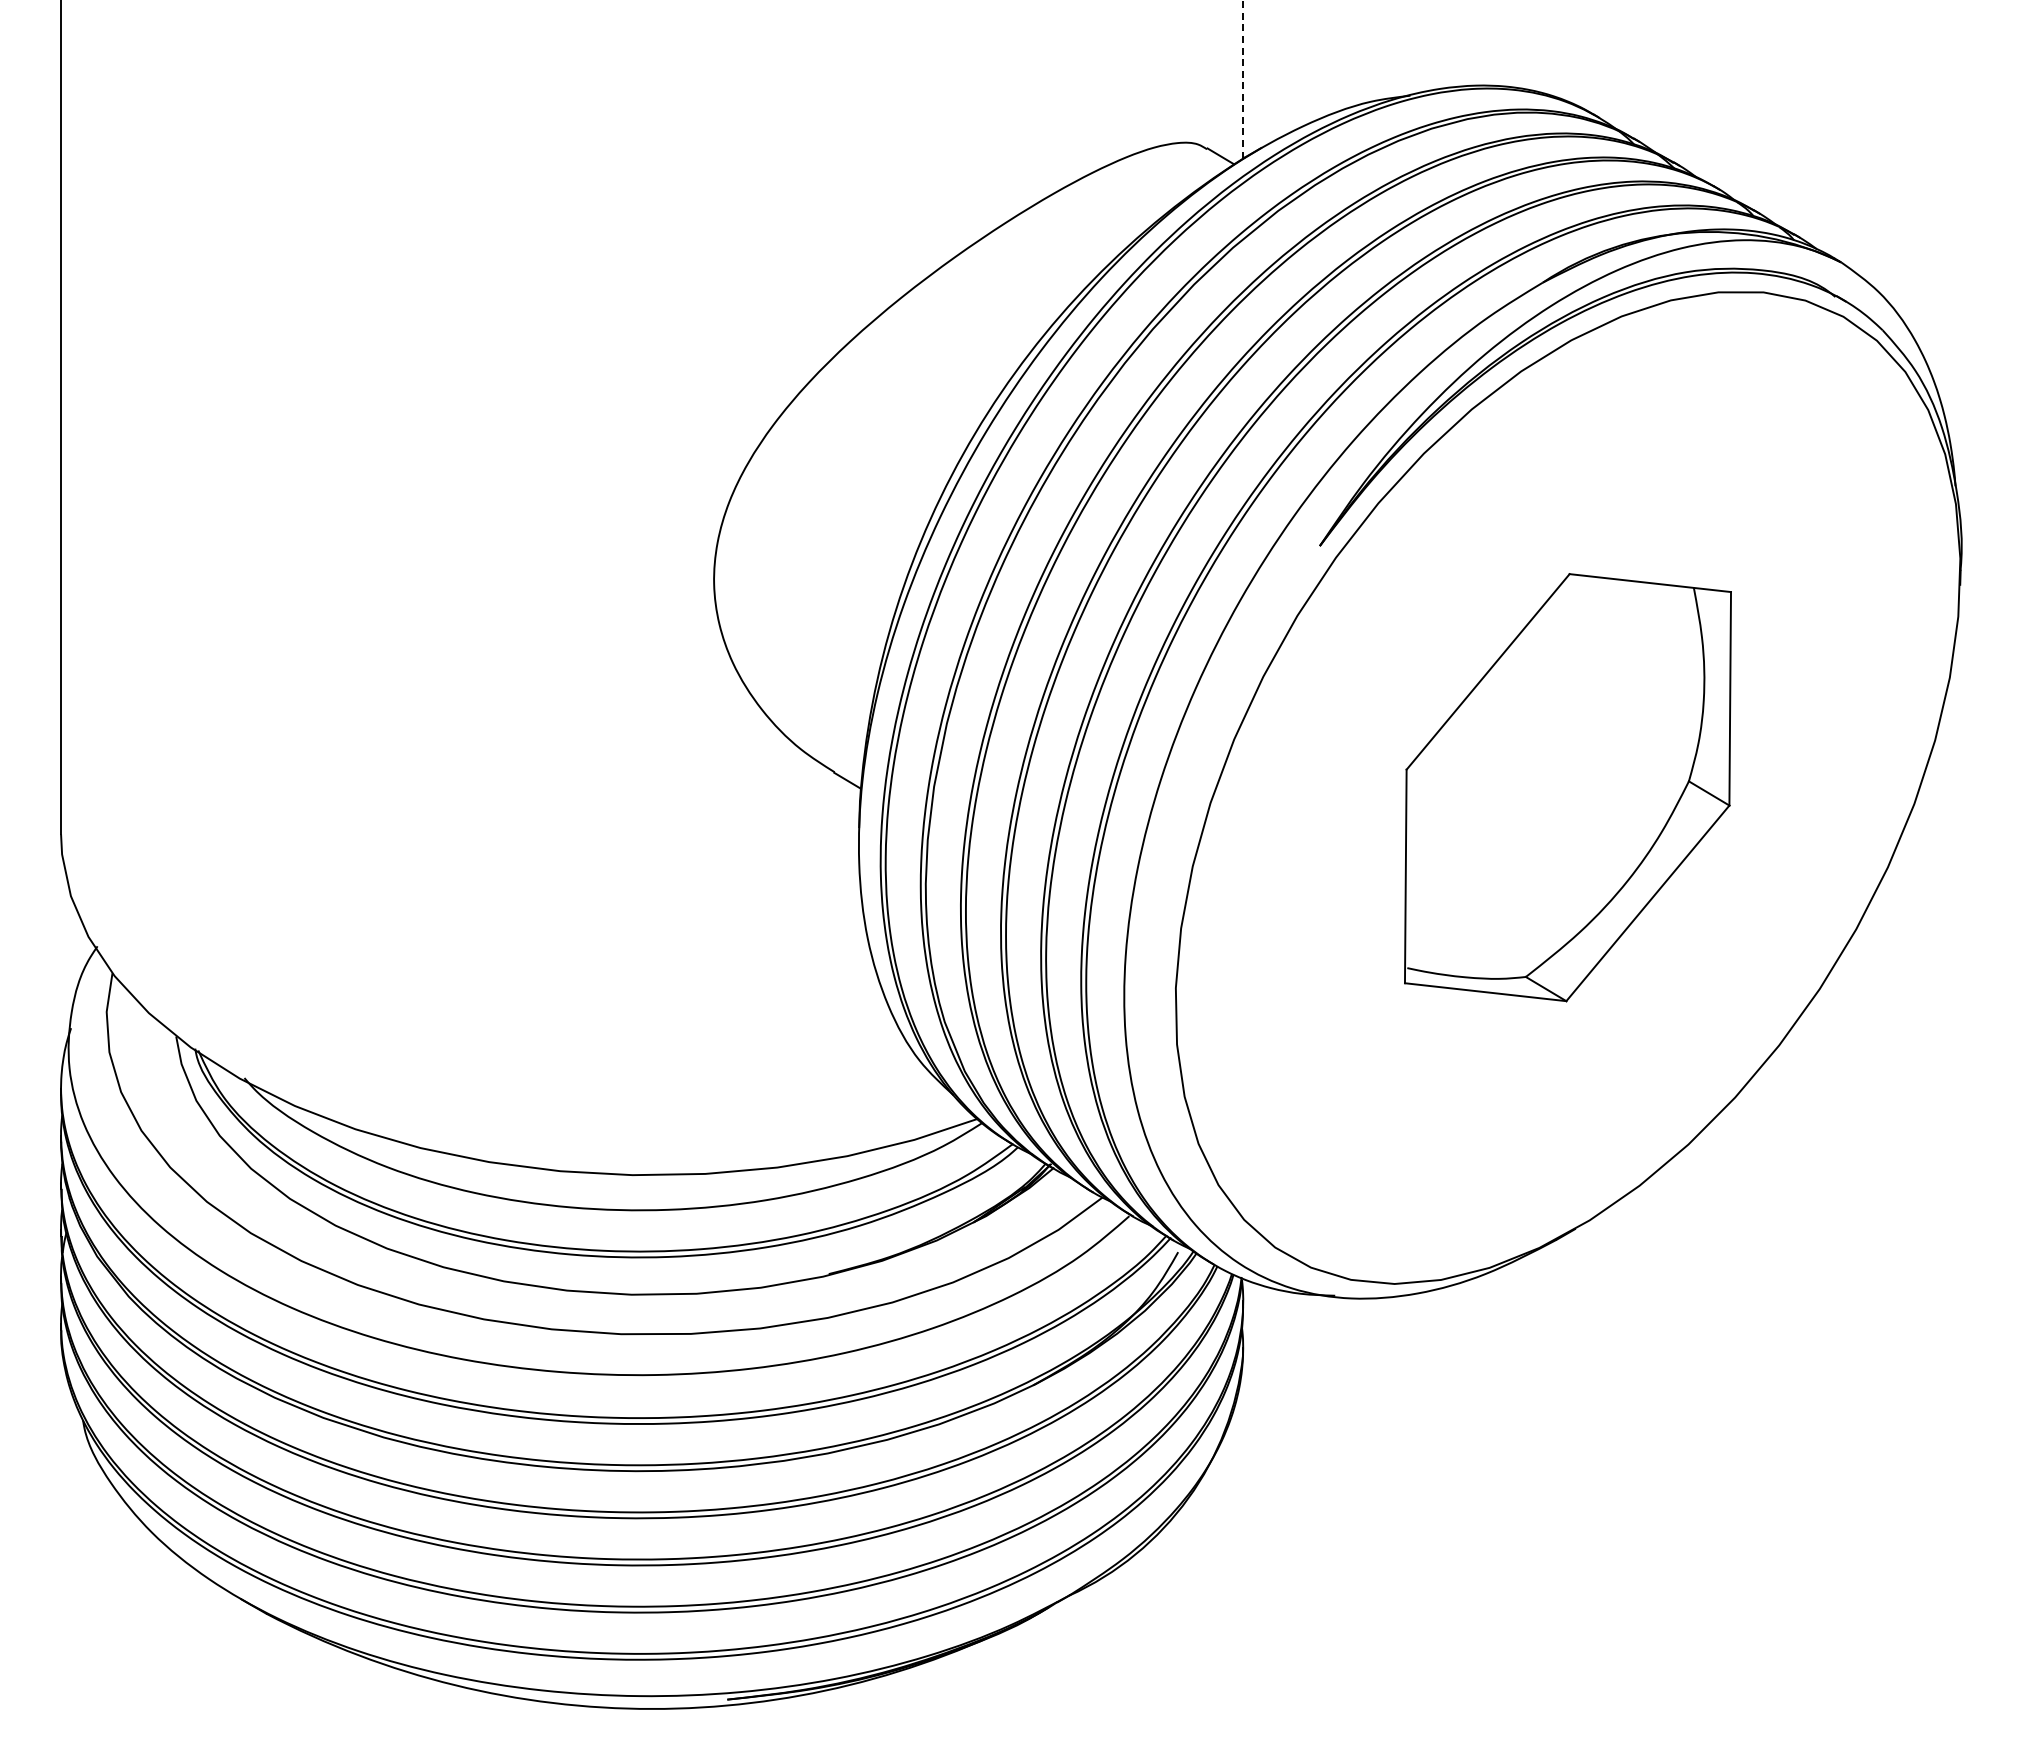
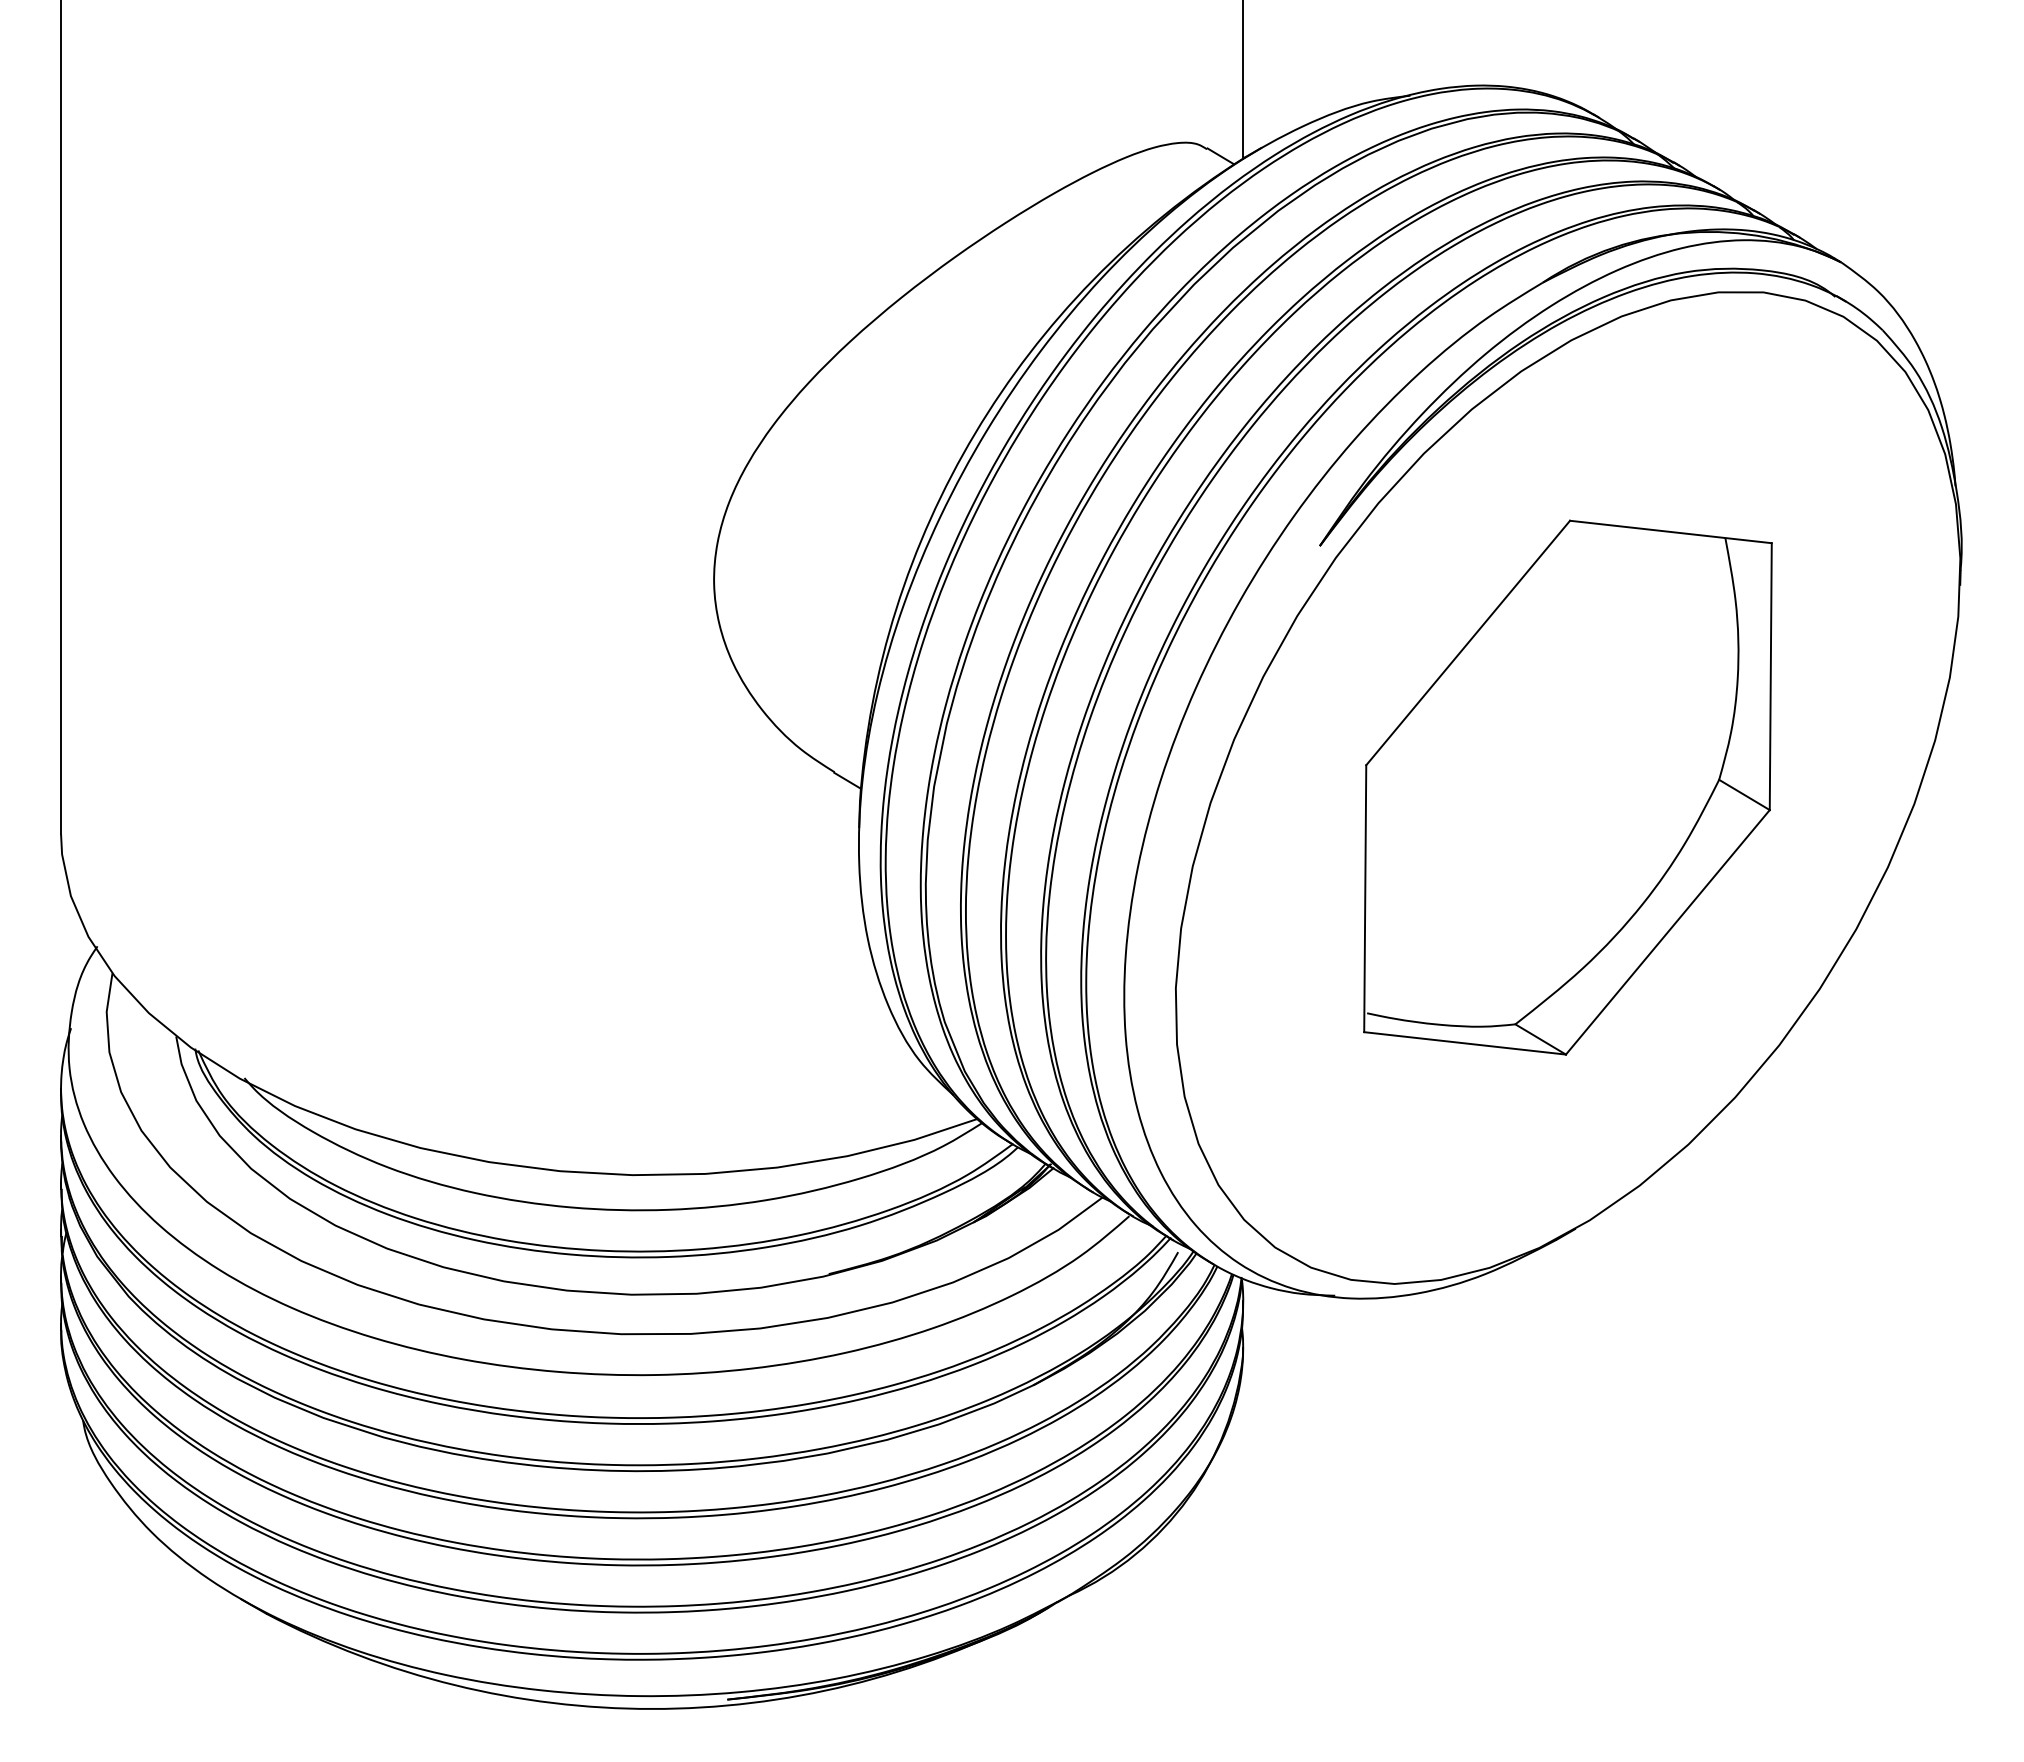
line: dashed -> solid (1243, 79)
part size: 328x430 px -> 410x537 px (1567, 787)
